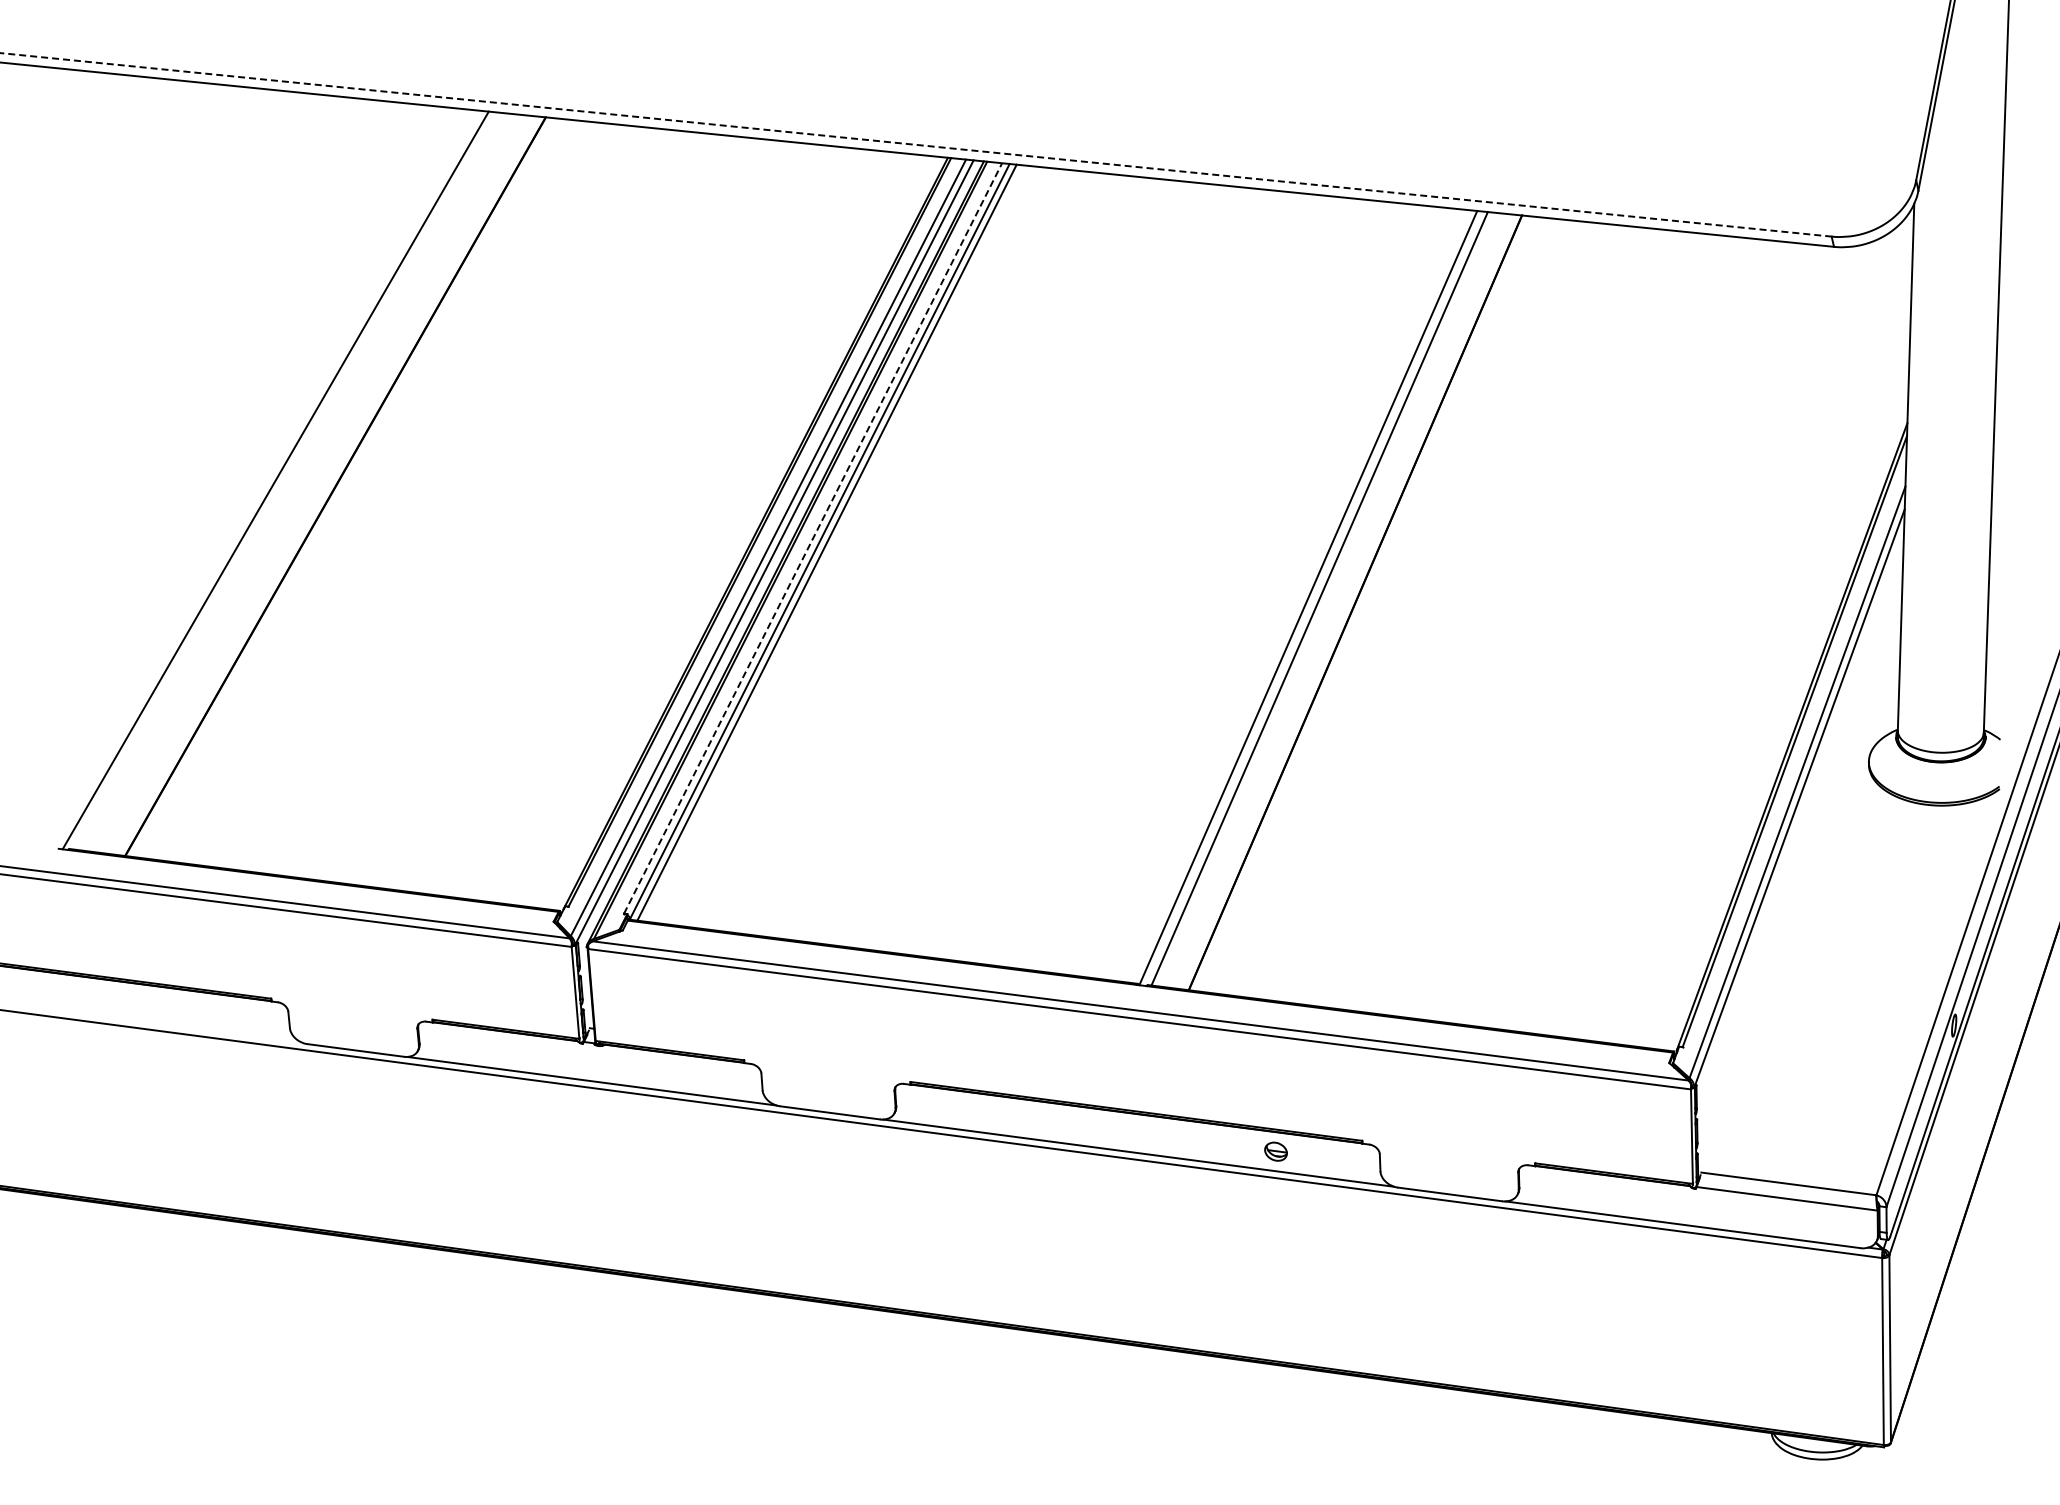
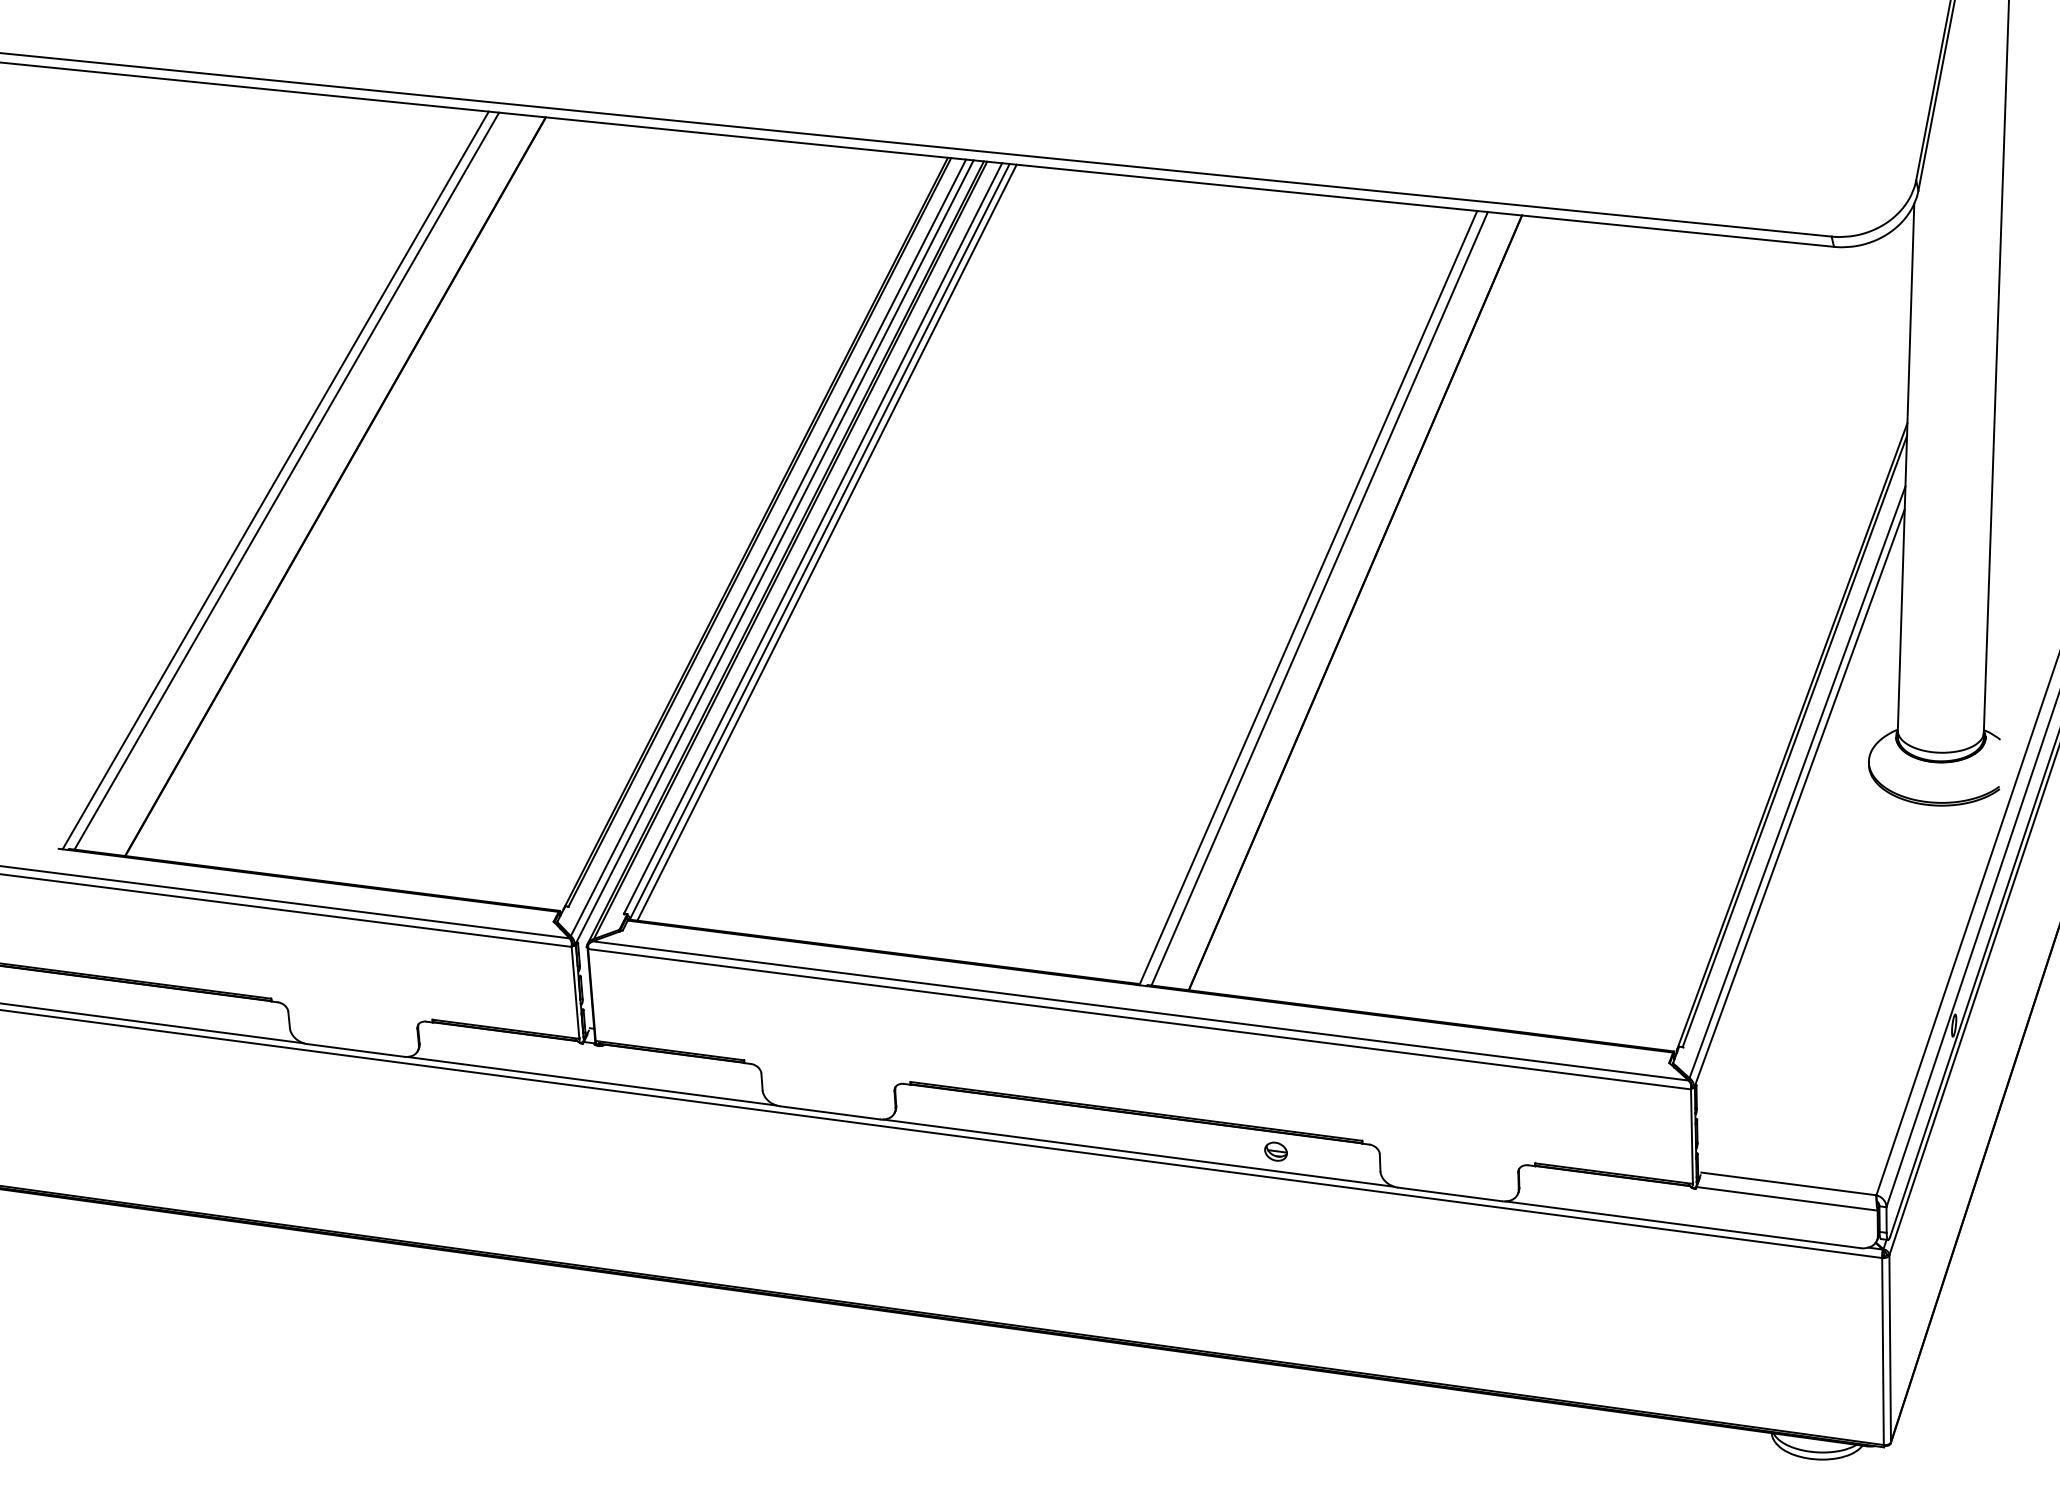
line: dashed -> solid (916, 144)
line: none -> present (286, 480)
line: dashed -> solid (813, 538)
line: none -> present (153, 1023)
